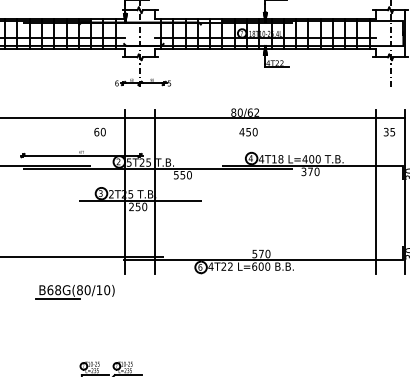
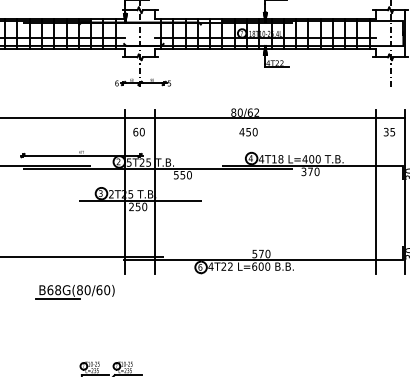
text position: (99, 131) -> (138, 131) (138, 131)
text: B68G(80/10) -> B68G(80/60) (99, 290)
